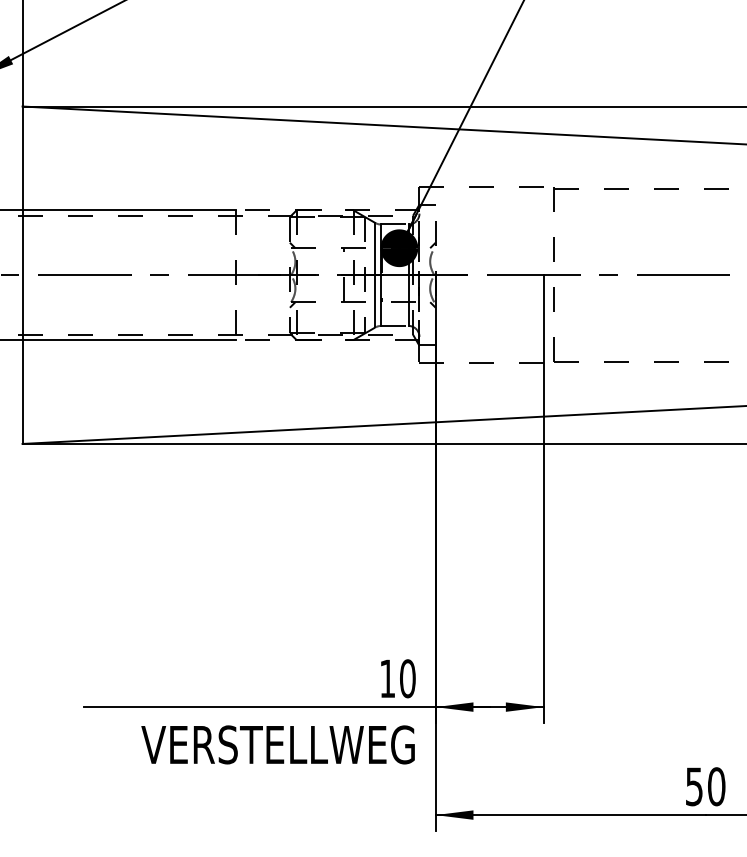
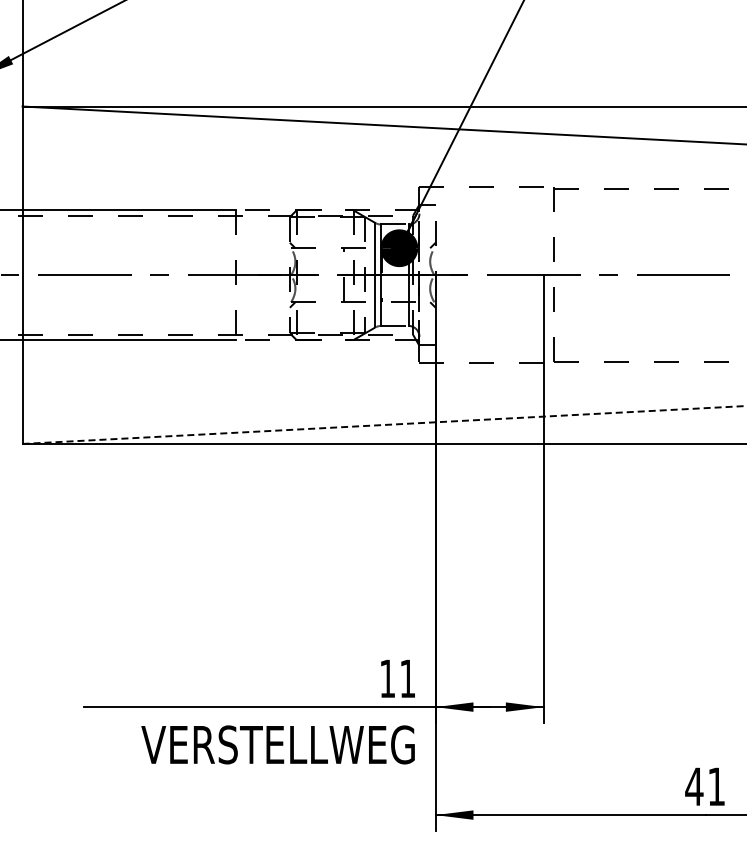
line: solid -> dashed (384, 424)
text: 10 -> 11 (407, 678)
text: 50 -> 41 (705, 786)
